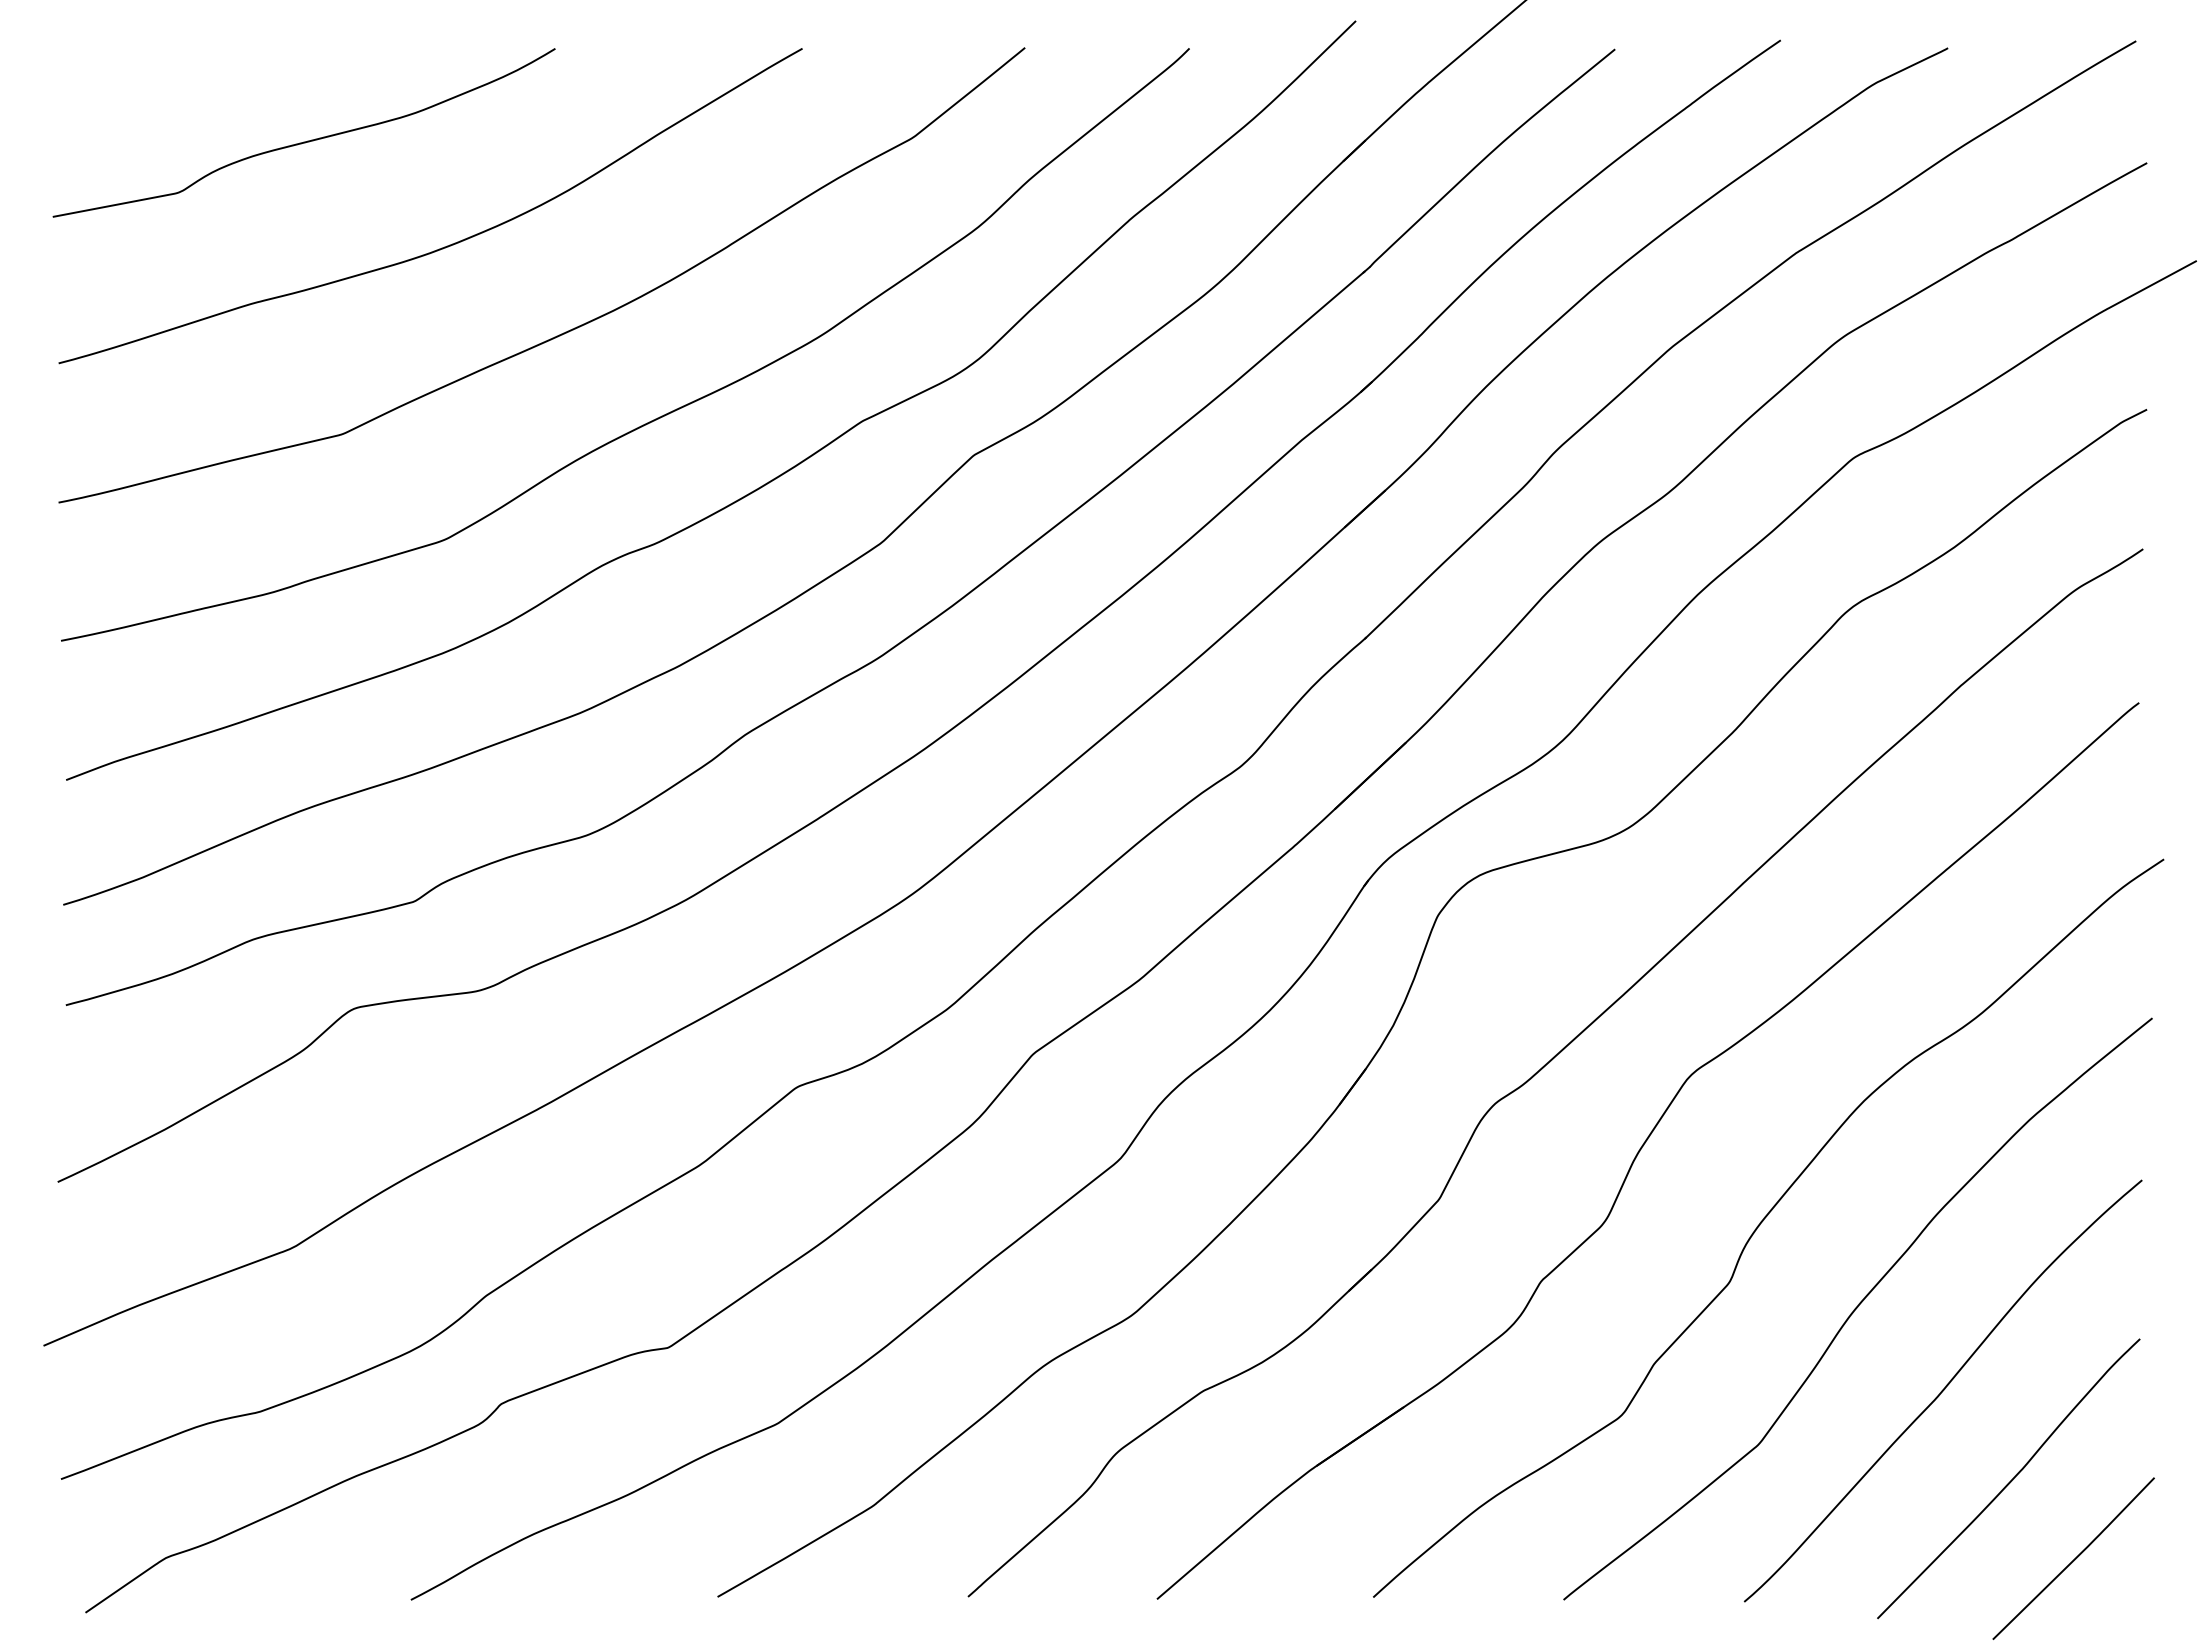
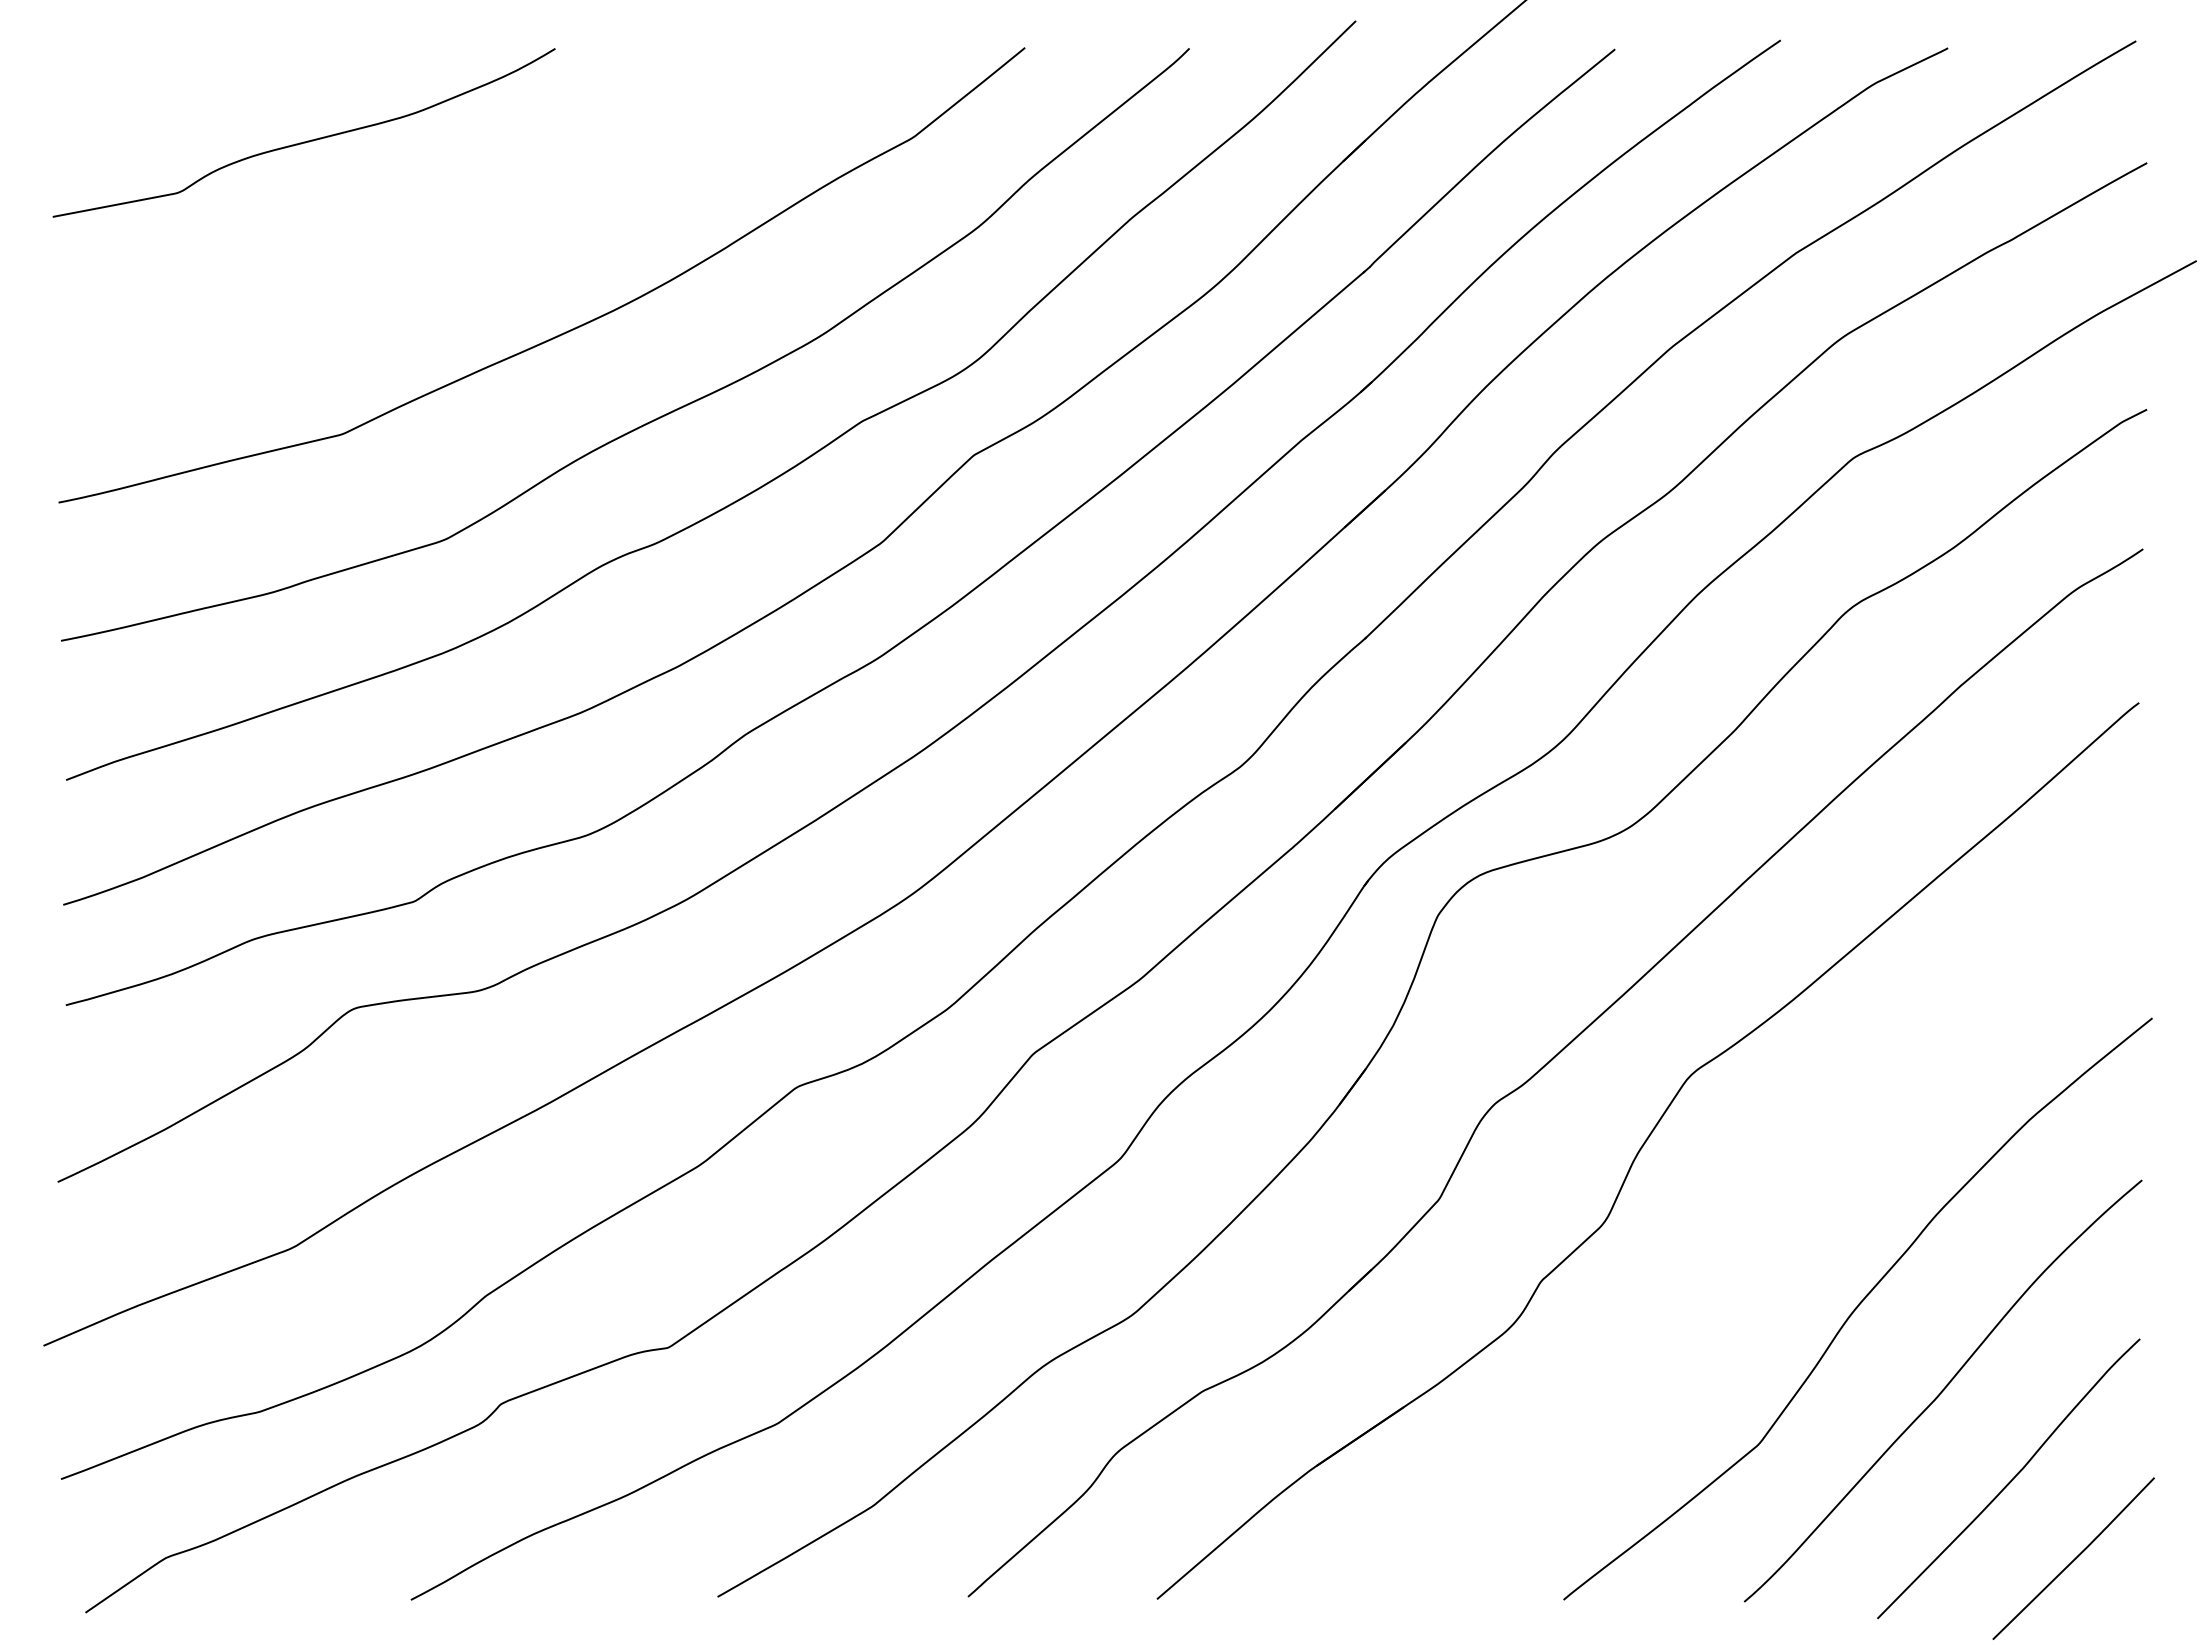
curve: present -> none (444, 246)
curve: present -> none (1763, 1221)
